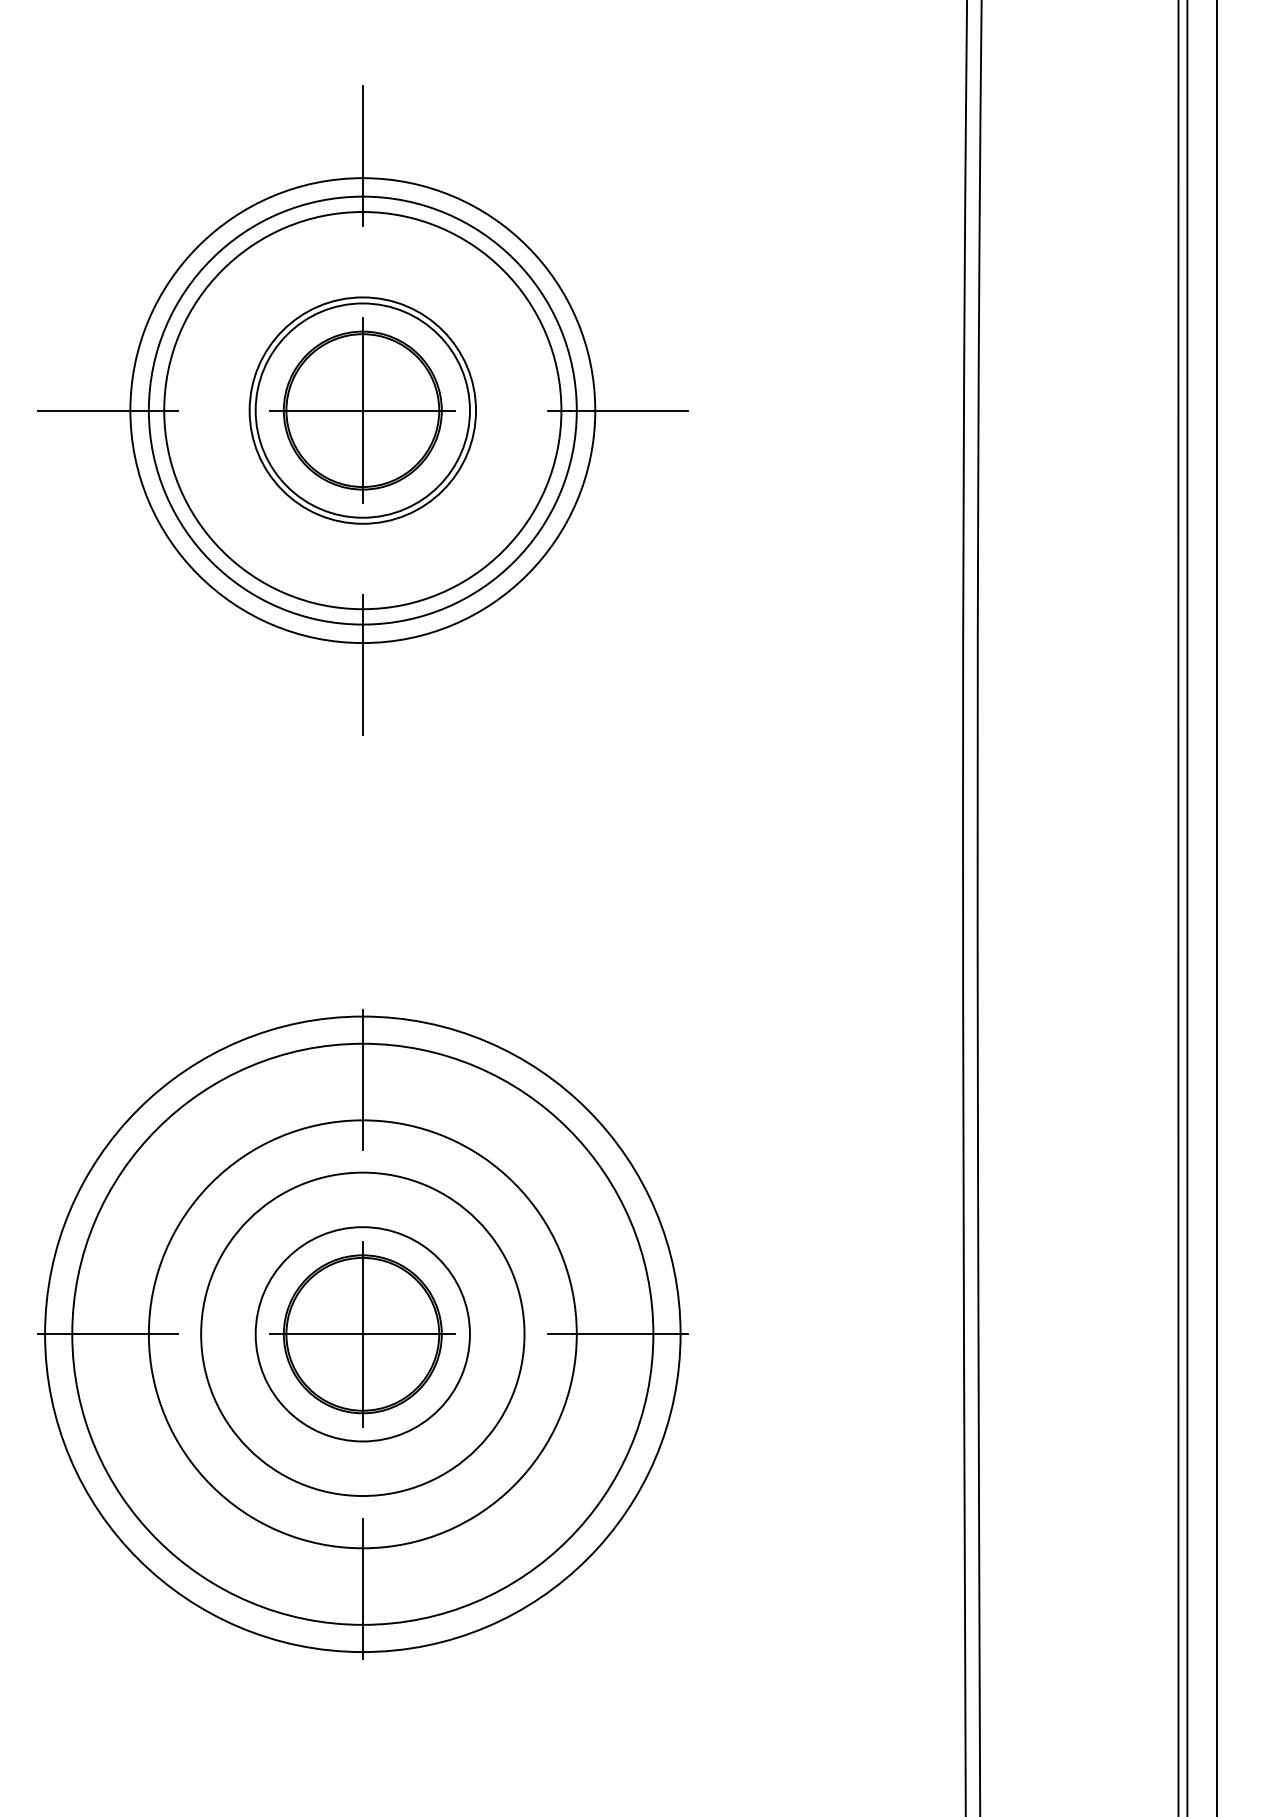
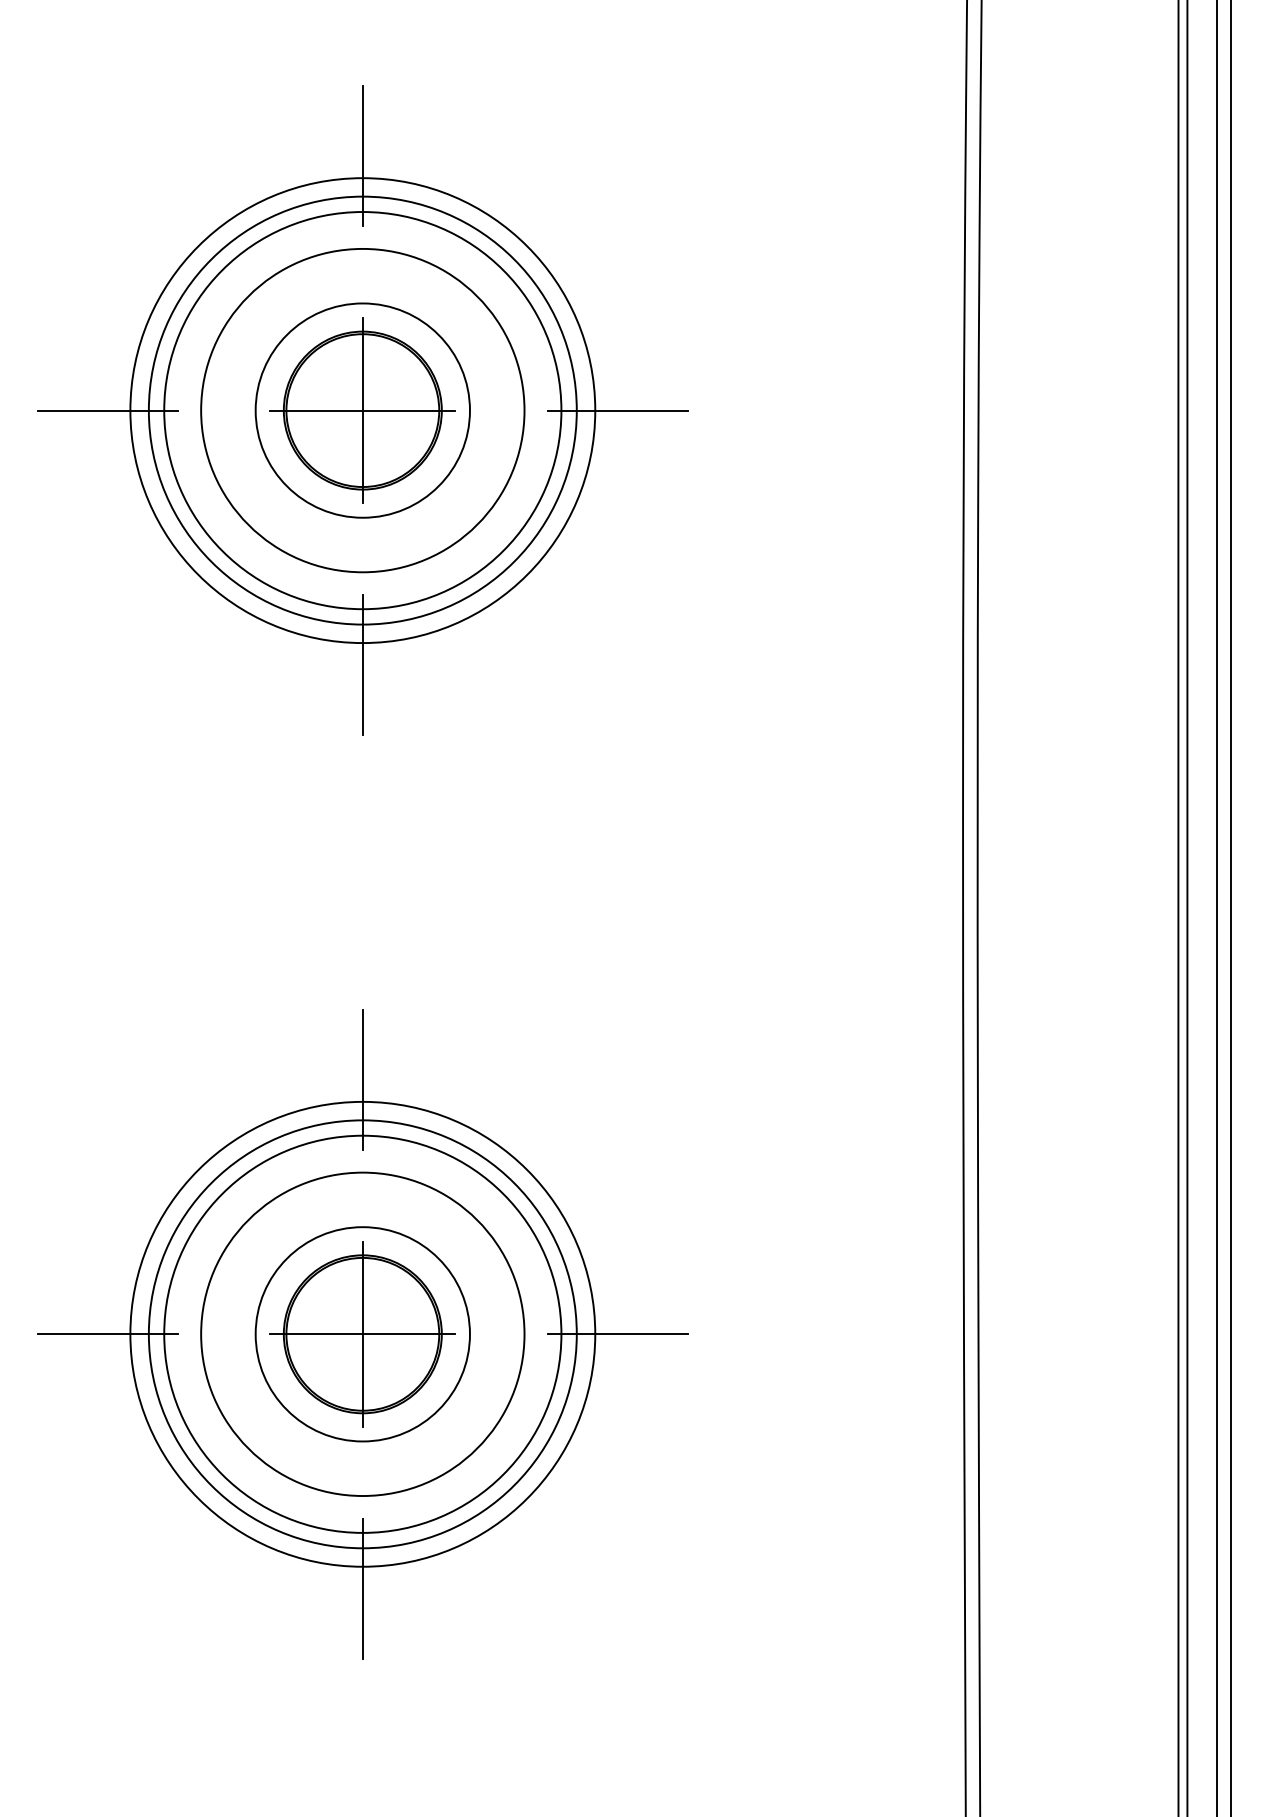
circle diameter: 226 px -> 323 px (362, 410)
line: none -> present (1230, 907)
circle diameter: 581 px -> 465 px (362, 1333)
circle diameter: 636 px -> 397 px (362, 1333)
